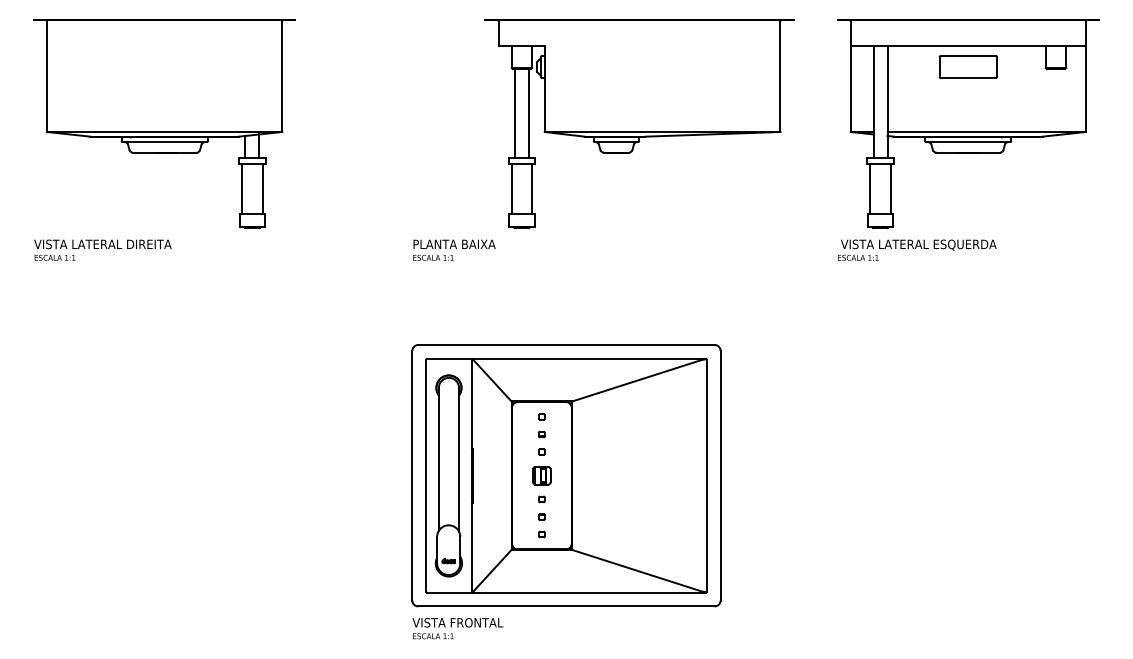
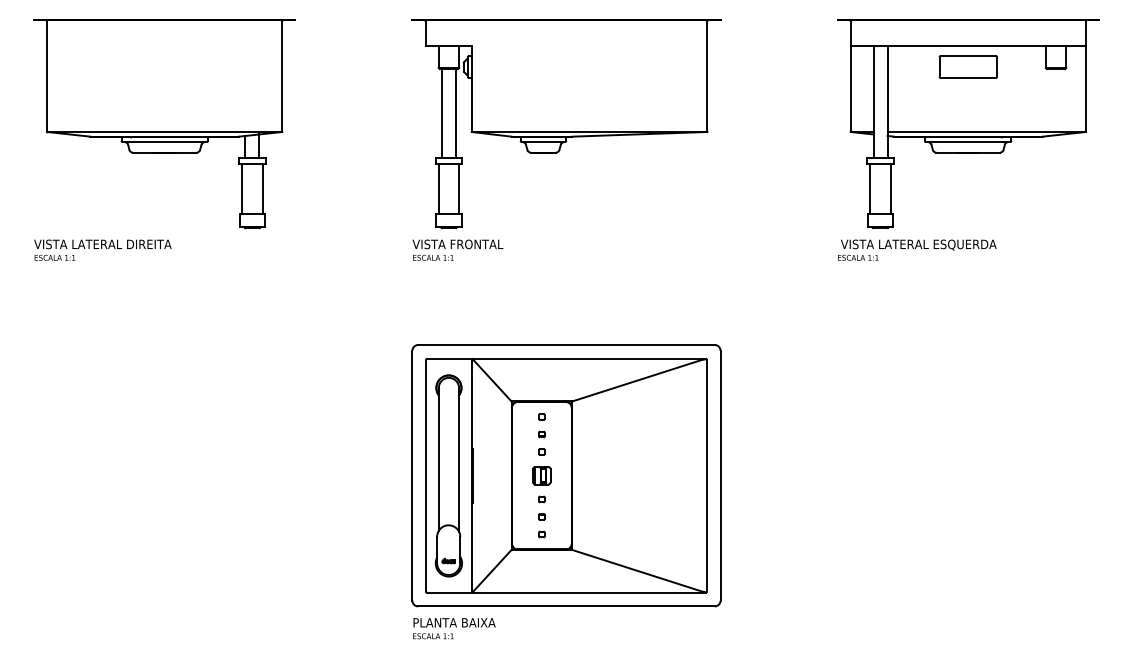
part position: (639, 124) -> (566, 124) (566, 124)
text: PLANTA BAIXA -> VISTA FRONTAL (457, 244)
text: VISTA FRONTAL -> PLANTA BAIXA (457, 622)
